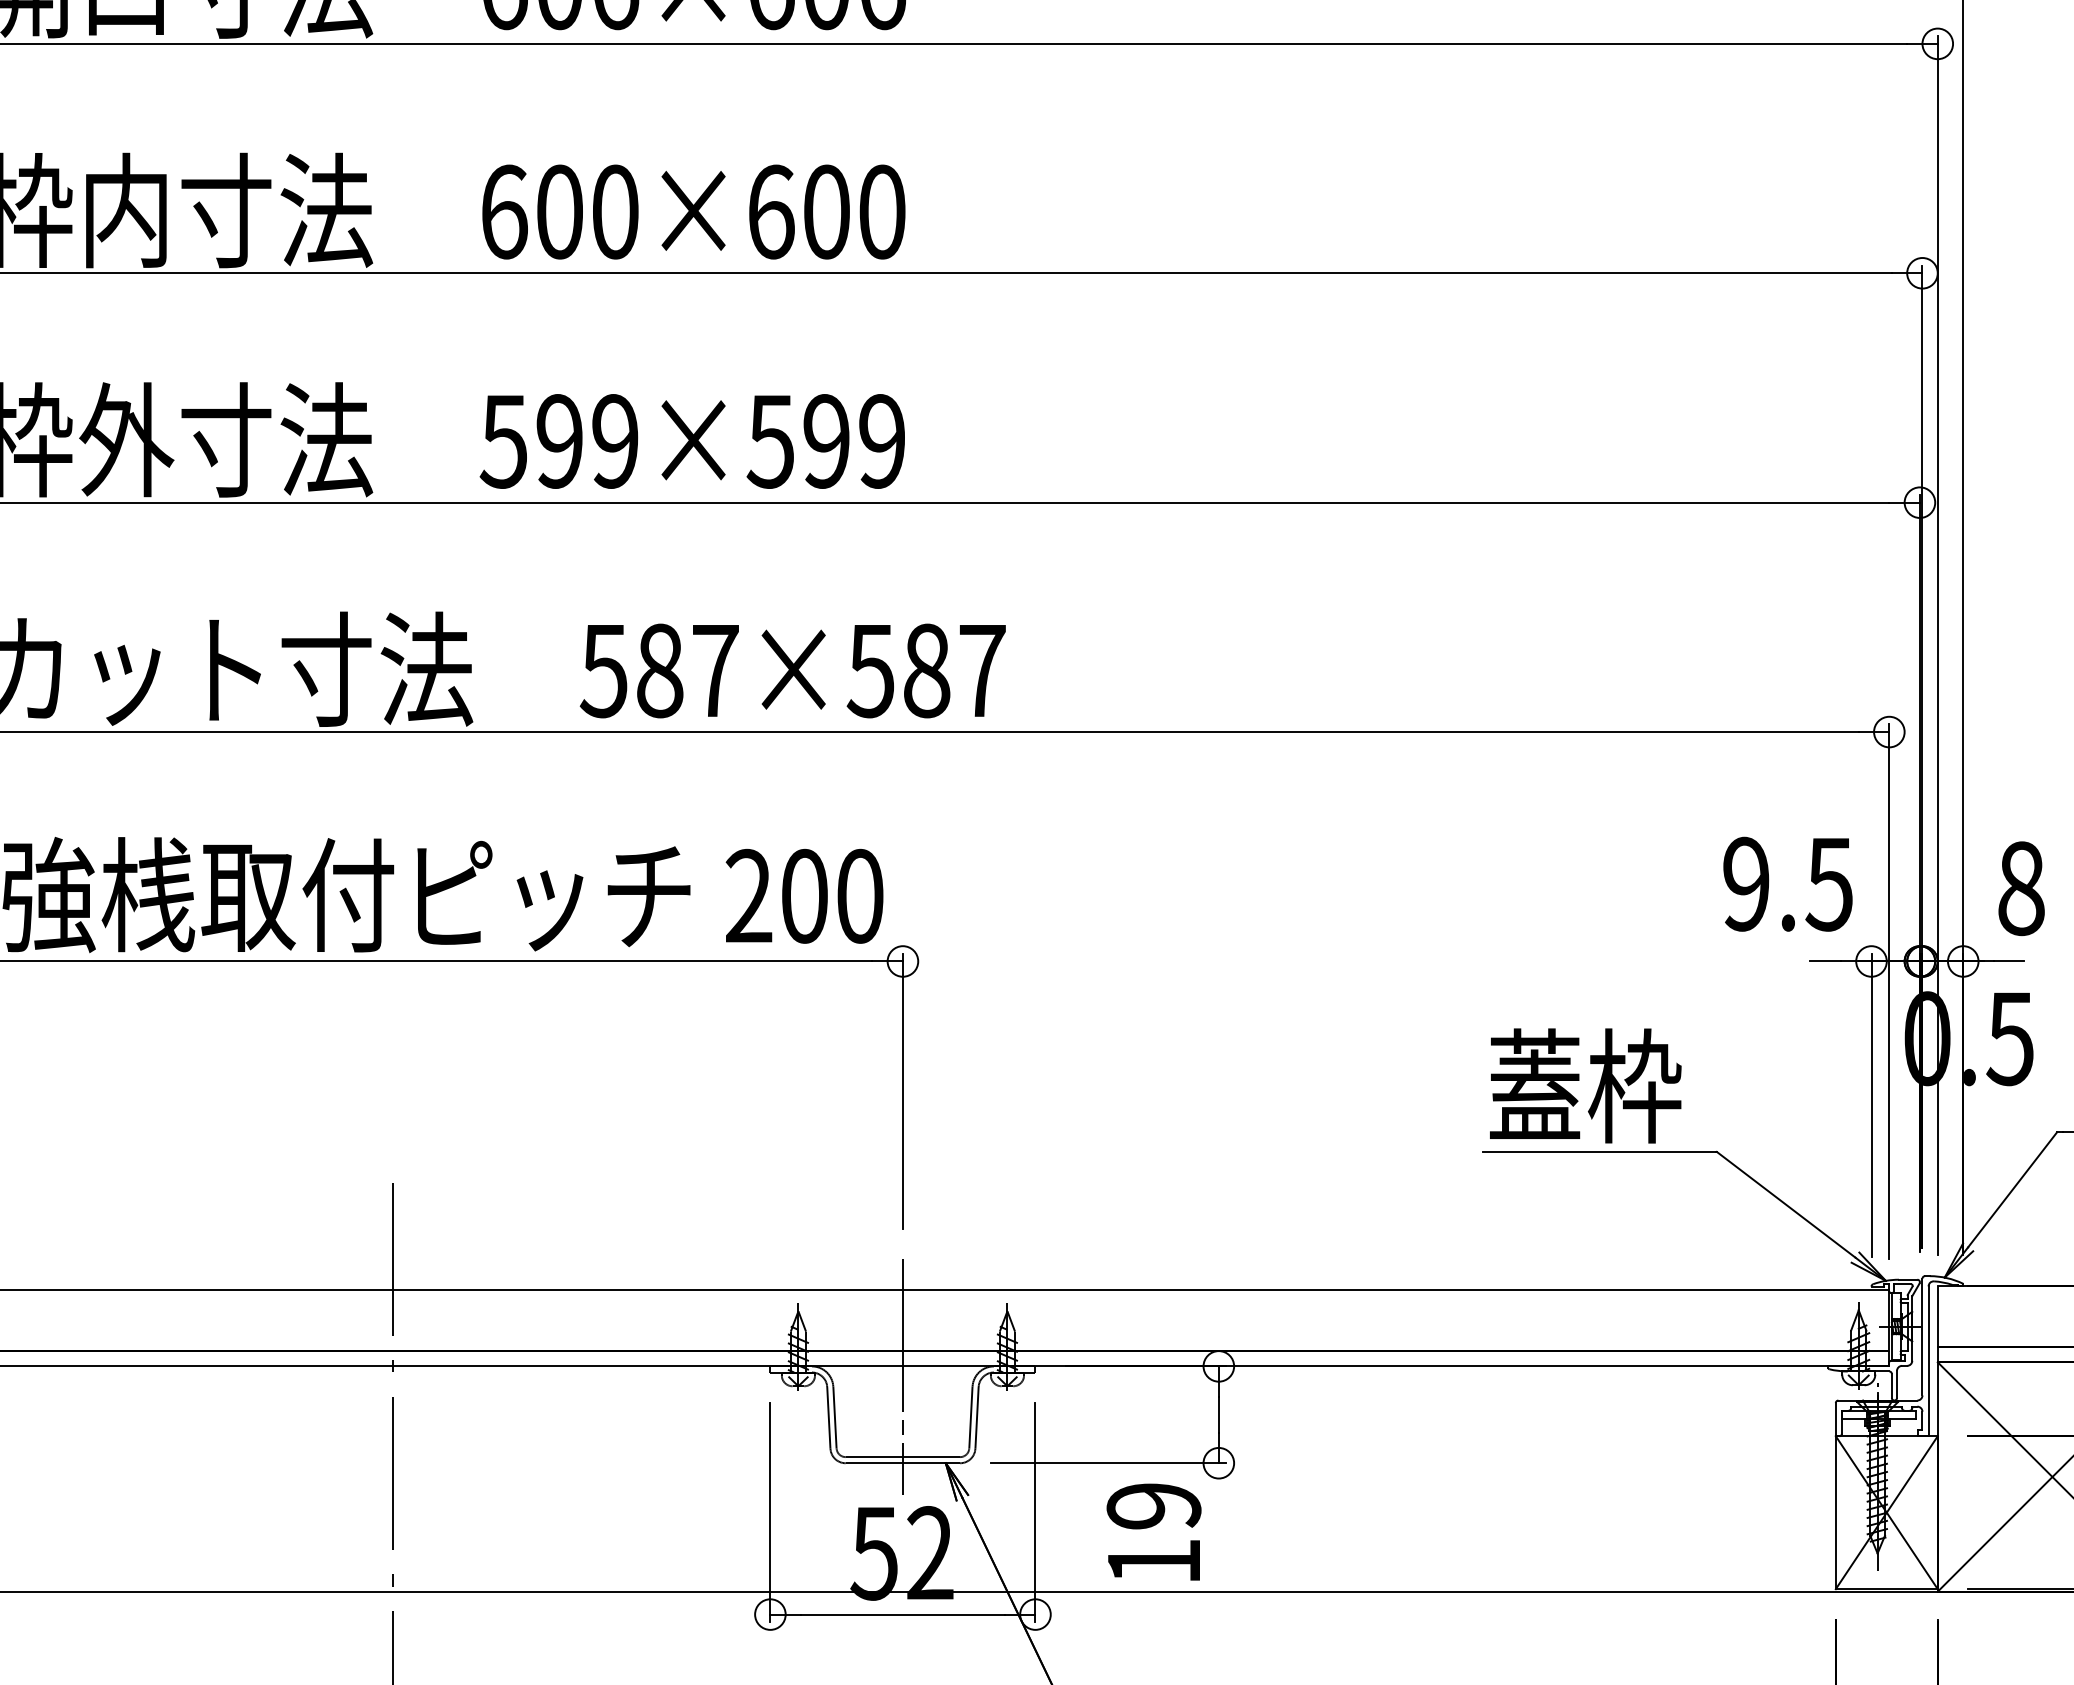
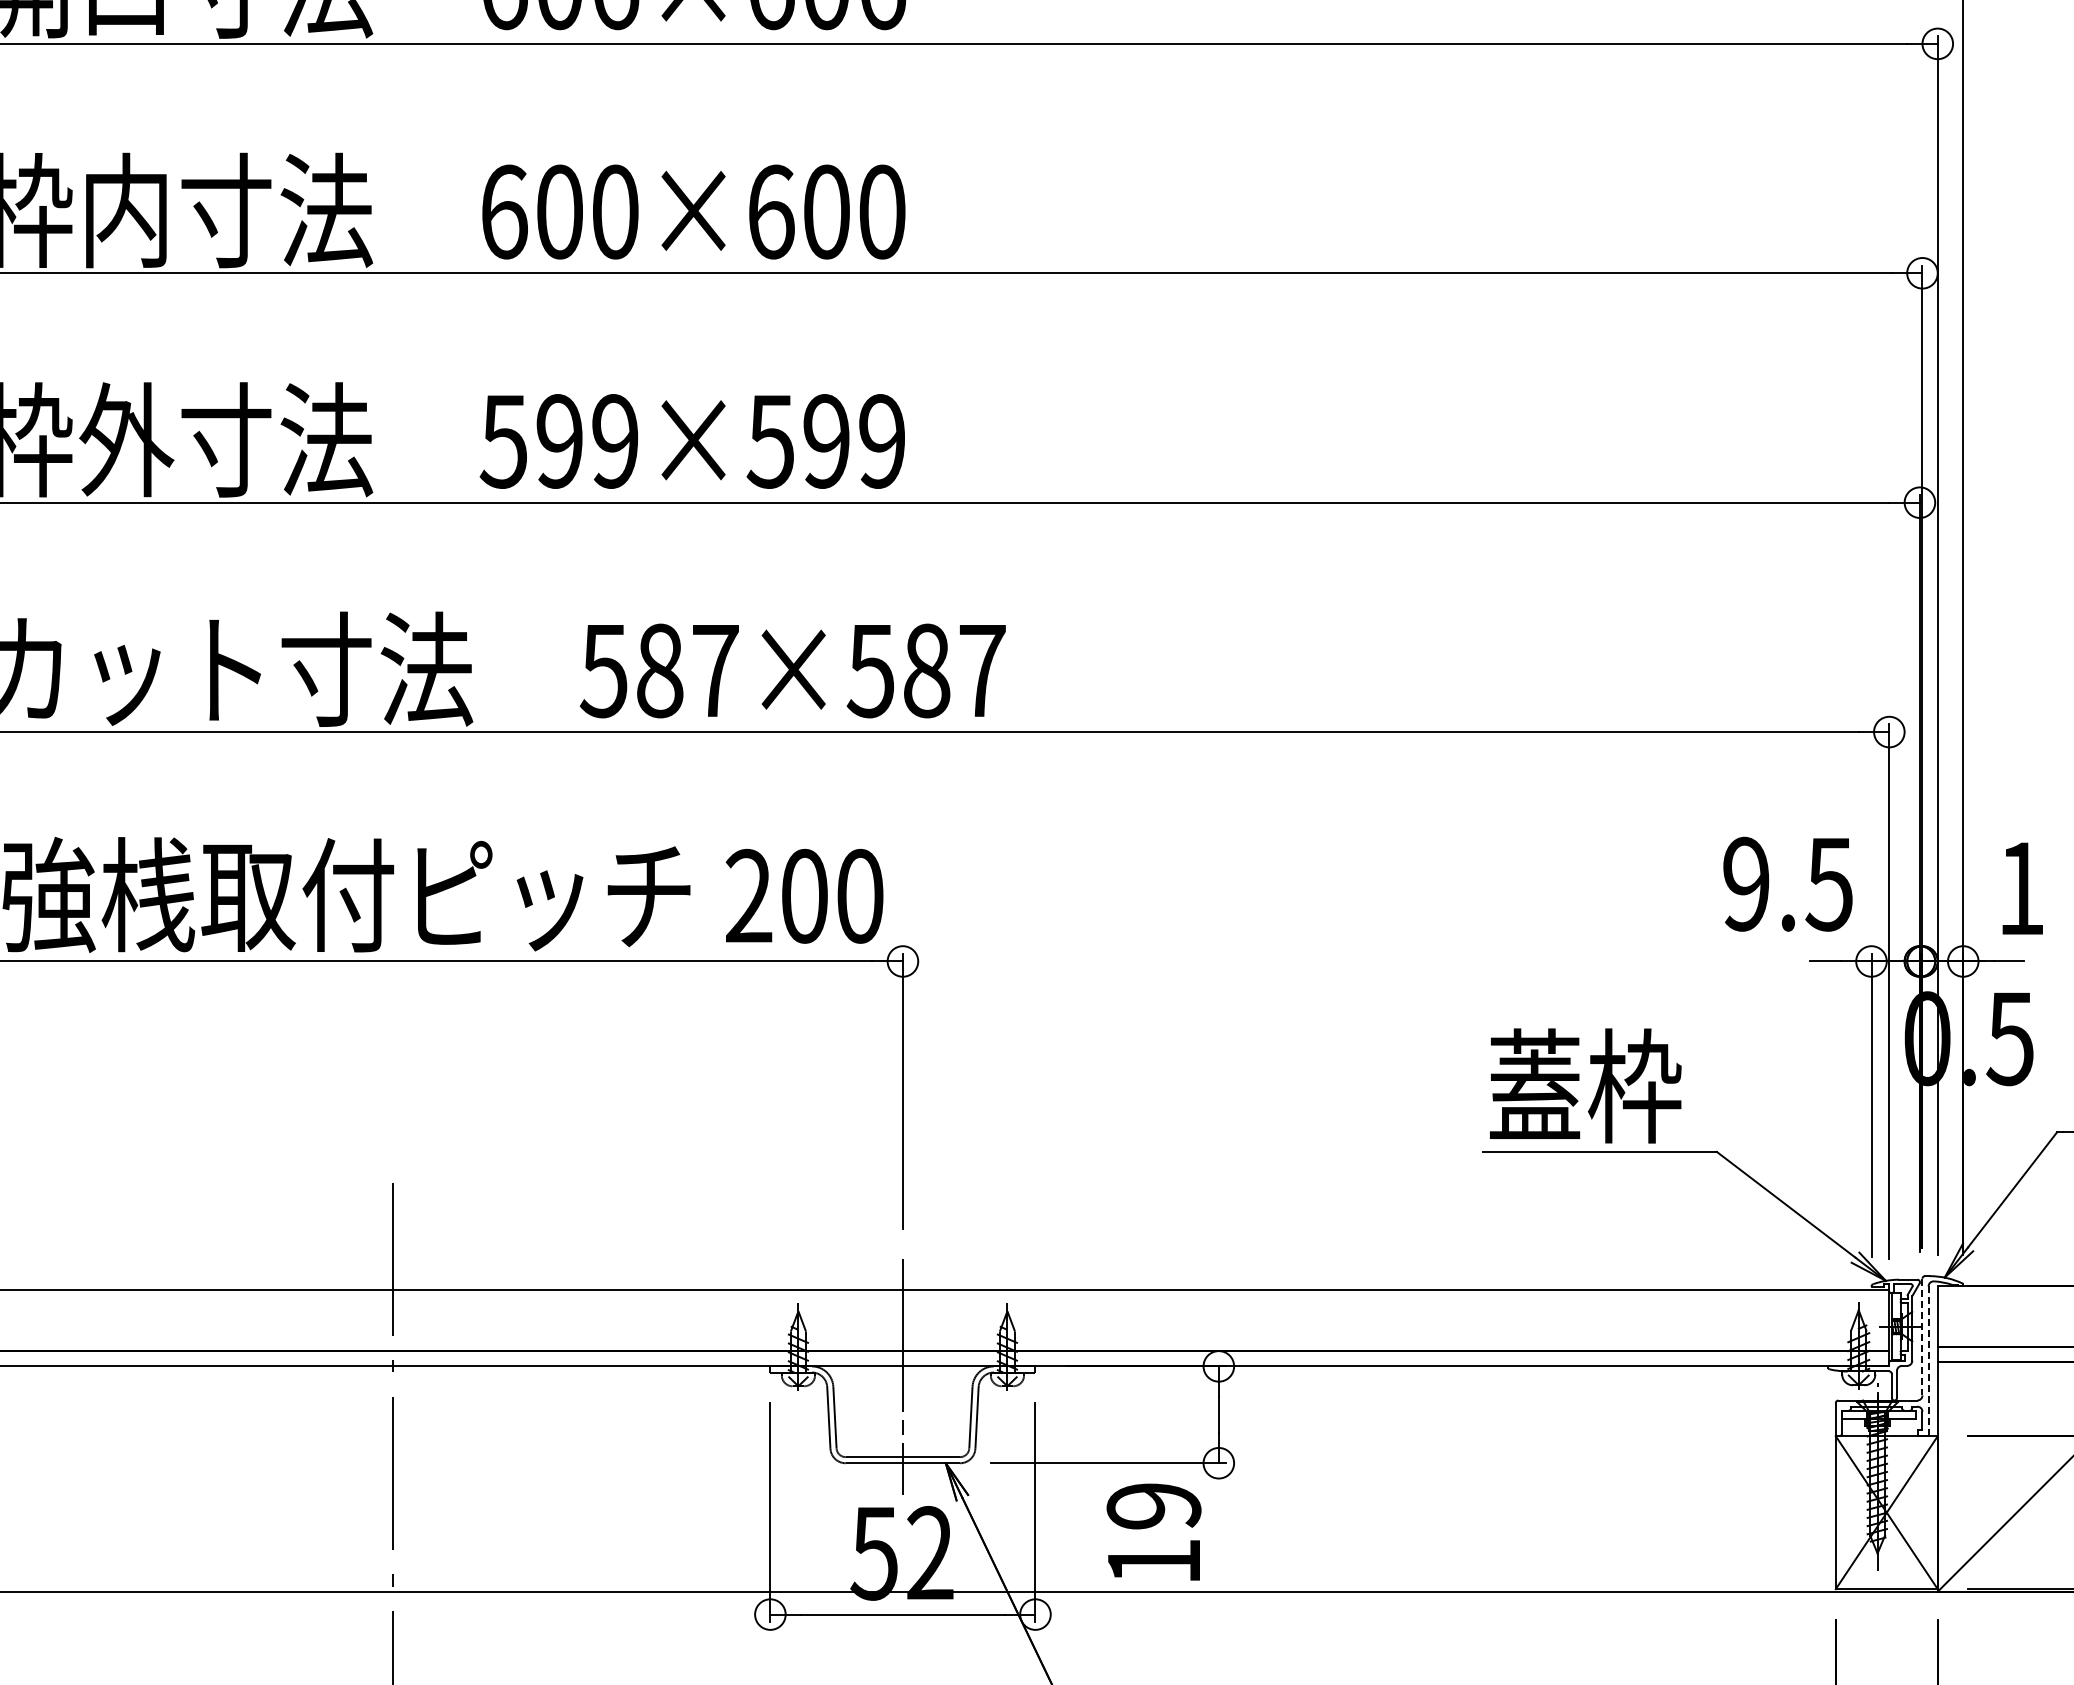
text: 8 -> 1 (2021, 888)
line: solid -> dashed (1922, 1337)
line: solid -> dashed (1928, 1361)
line: present -> none (2003, 1428)
